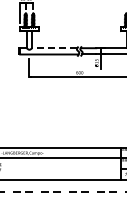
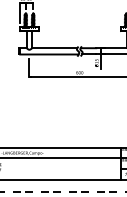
line: dashed -> solid (54, 48)
